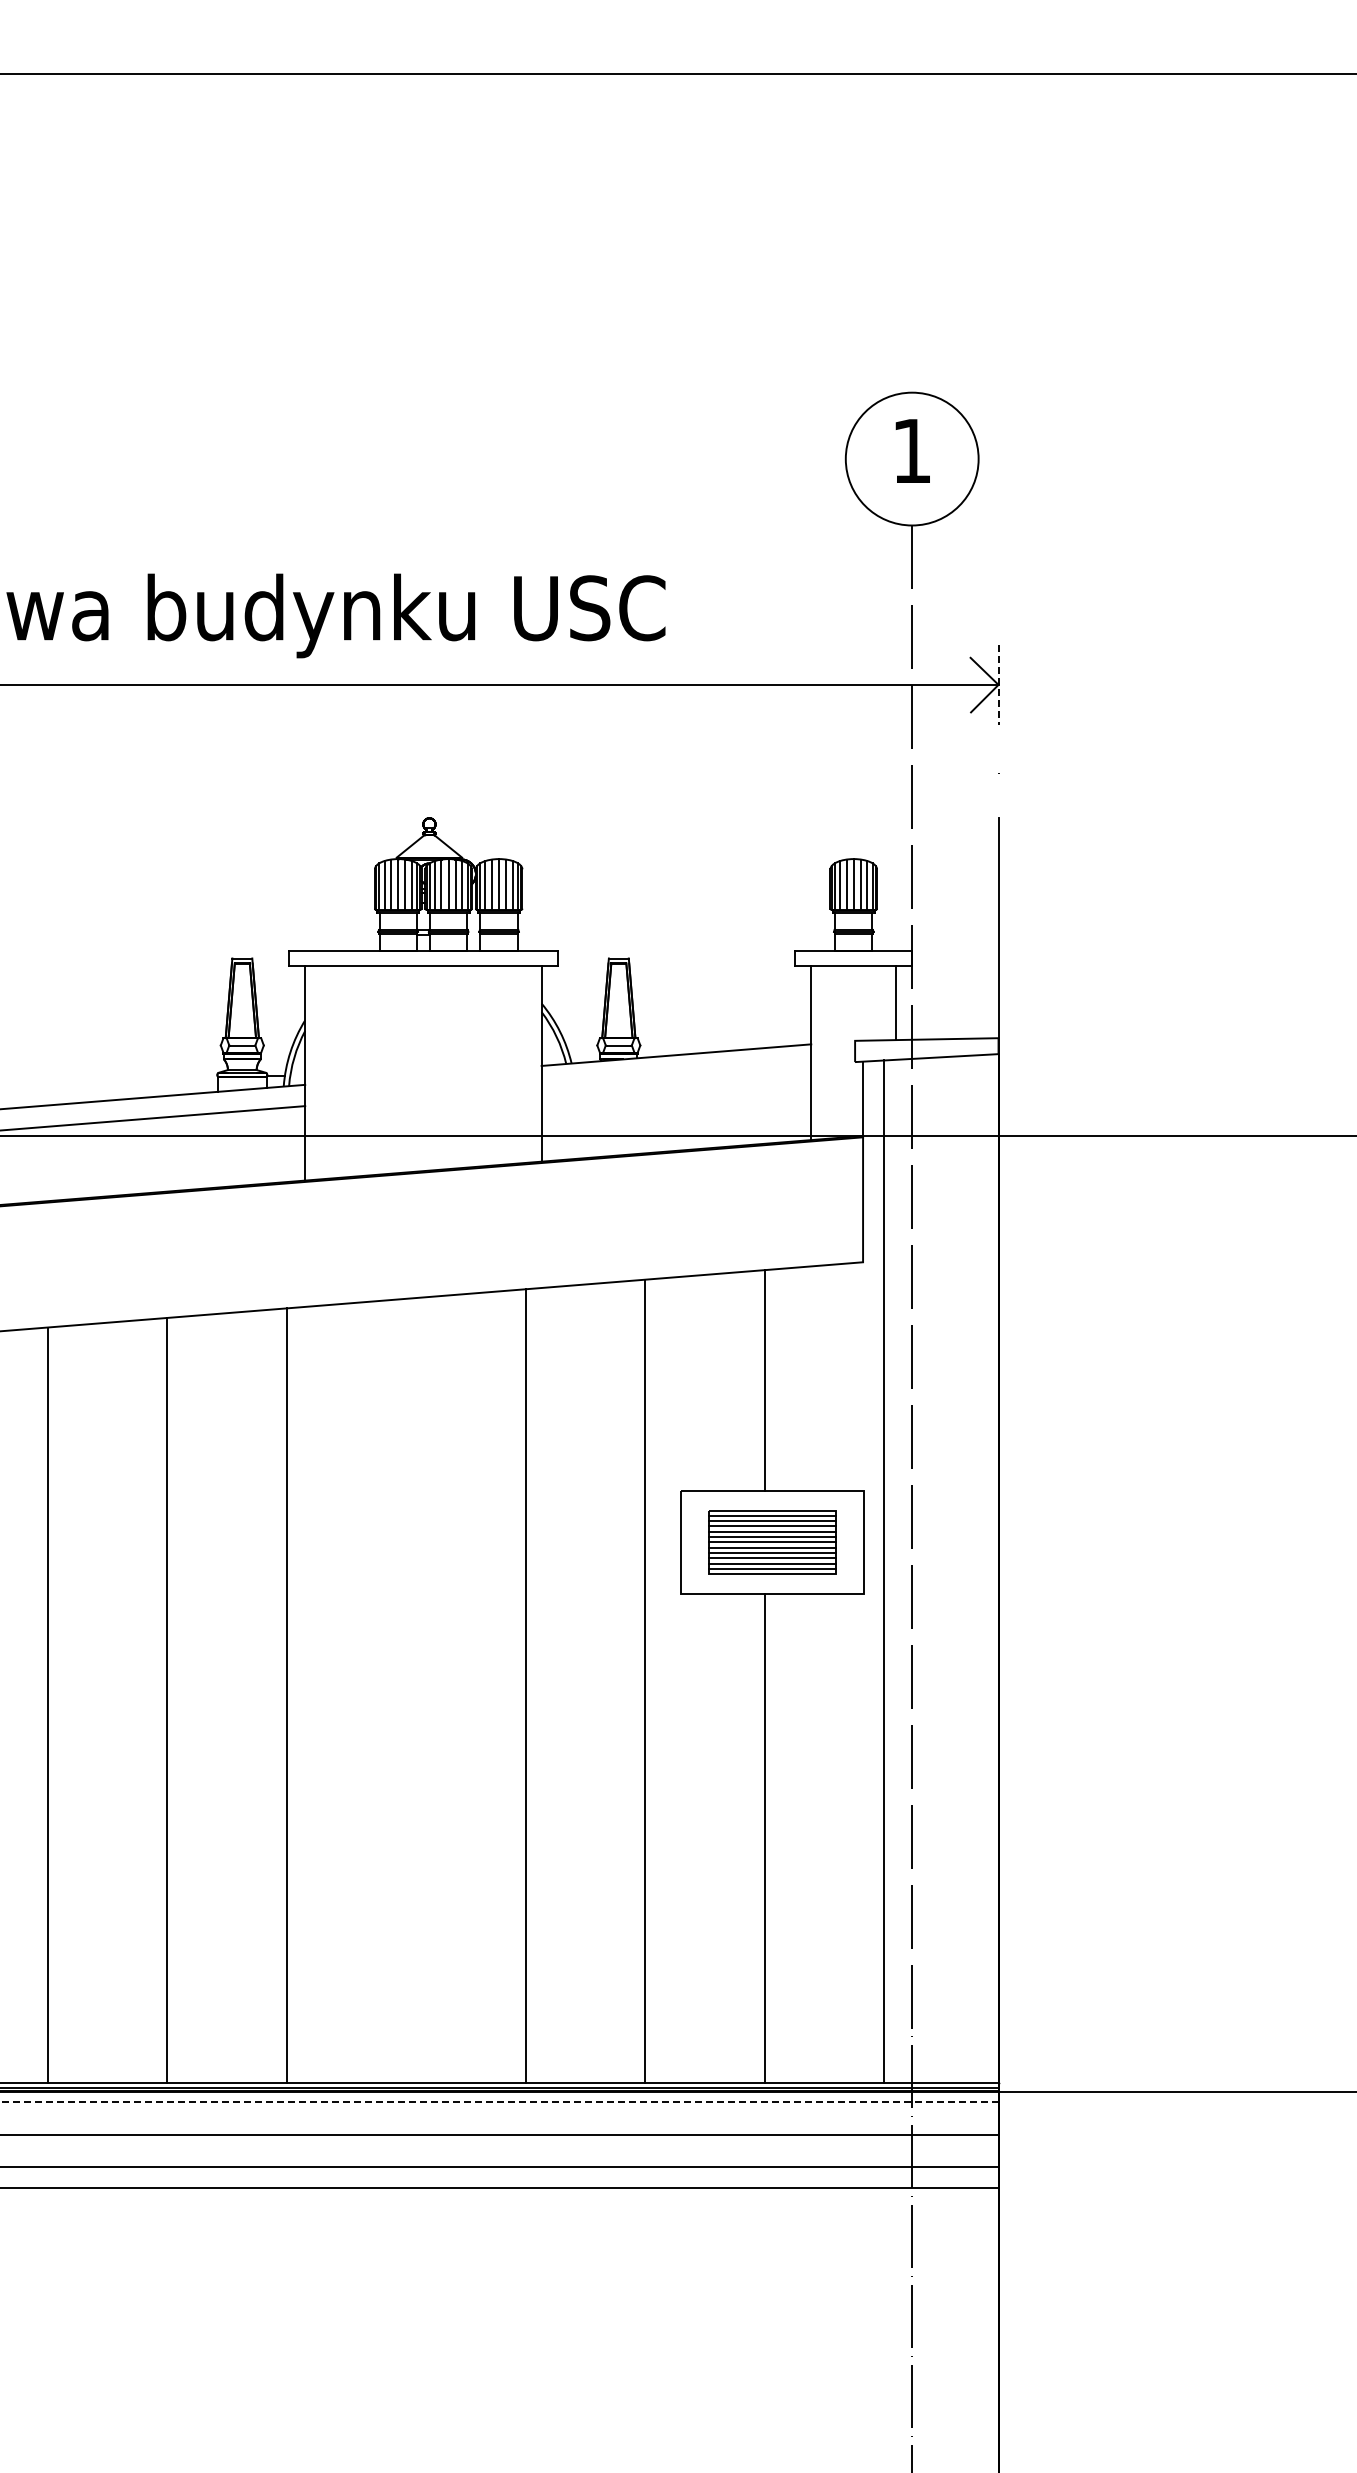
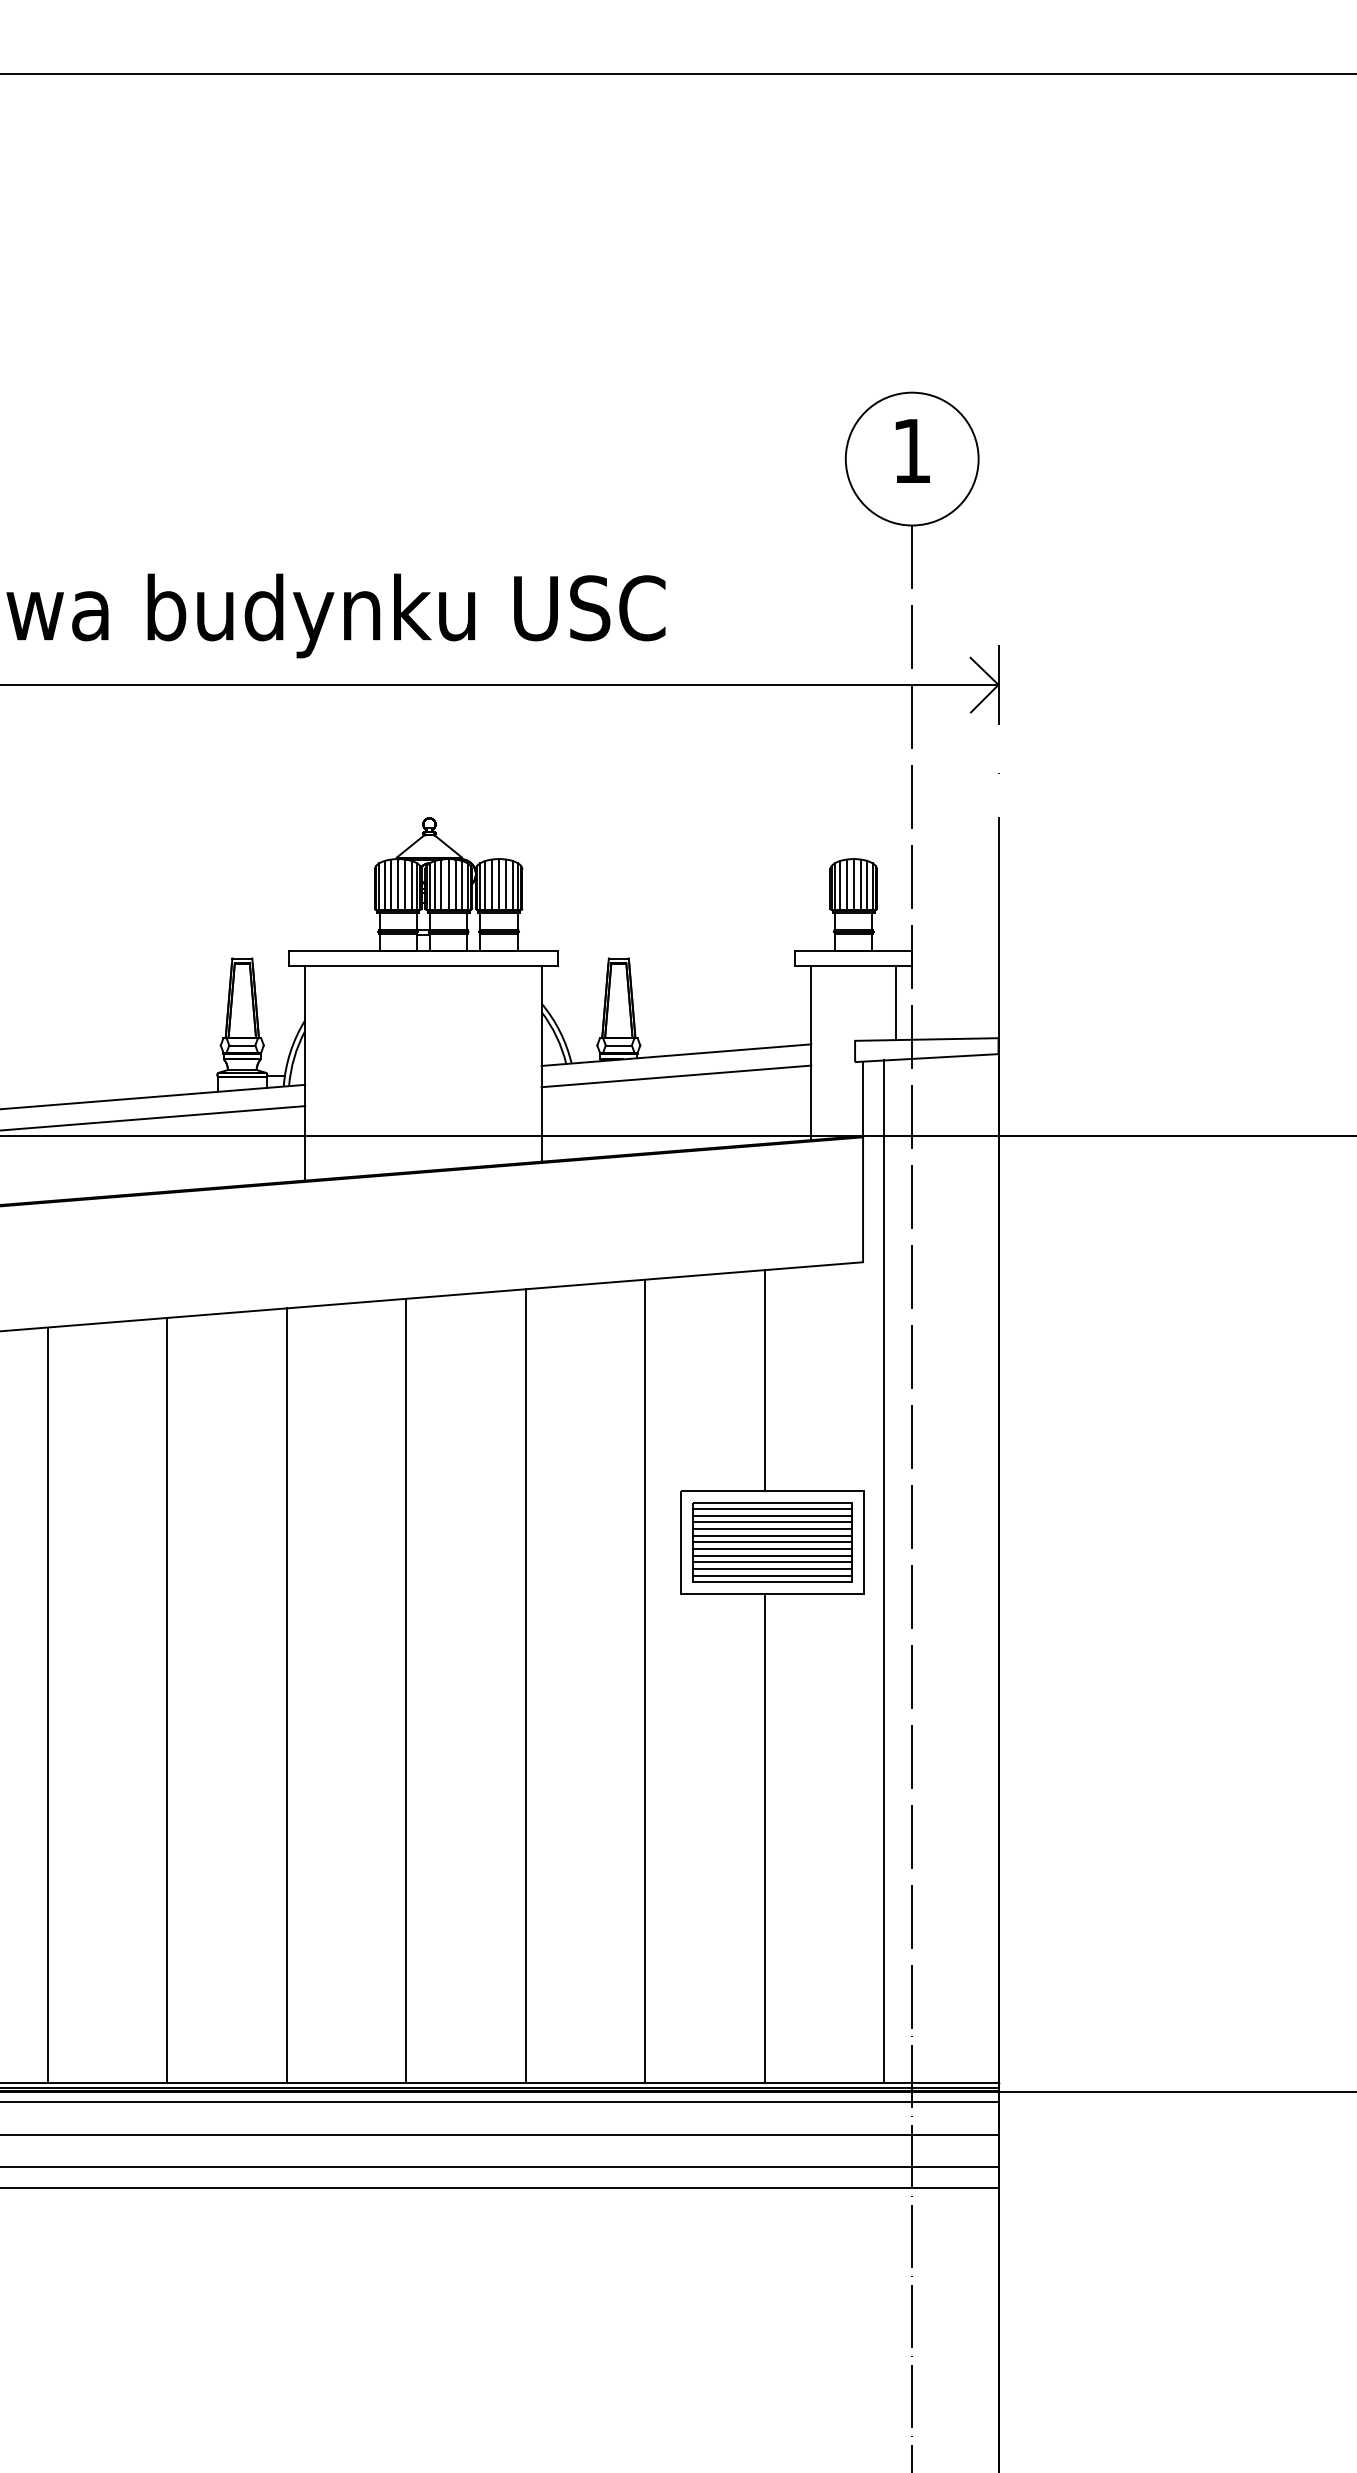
line: dashed -> solid (998, 684)
line: none -> present (676, 1076)
part size: 129x65 px -> 161x81 px (772, 1542)
line: none -> present (406, 1690)
line: dashed -> solid (499, 2101)
